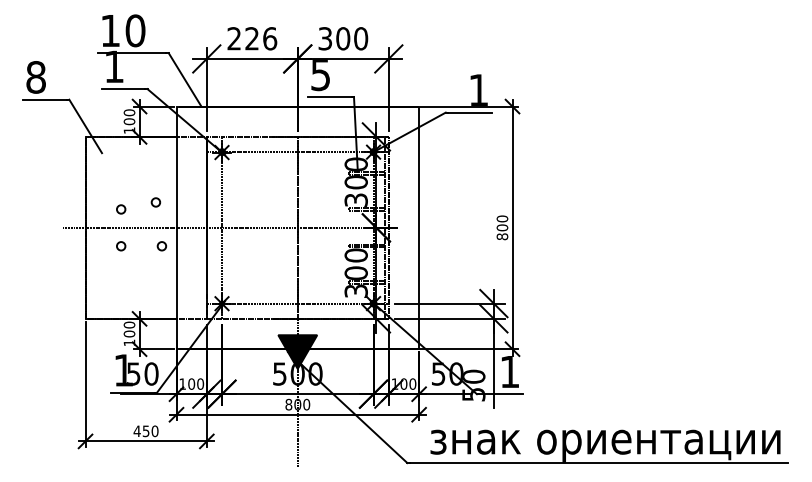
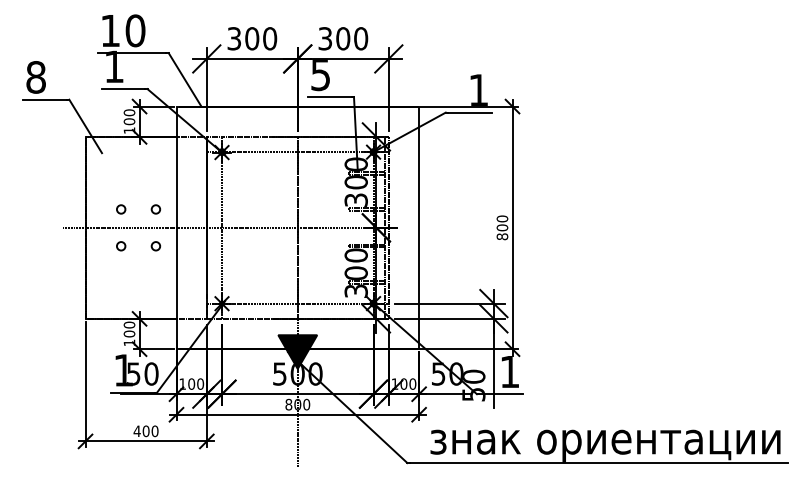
text: 226 -> 300 (252, 38)
circle position: (155, 202) -> (155, 209) (155, 209)
circle position: (161, 246) -> (155, 246) (155, 246)
text: 450 -> 400 (145, 431)
